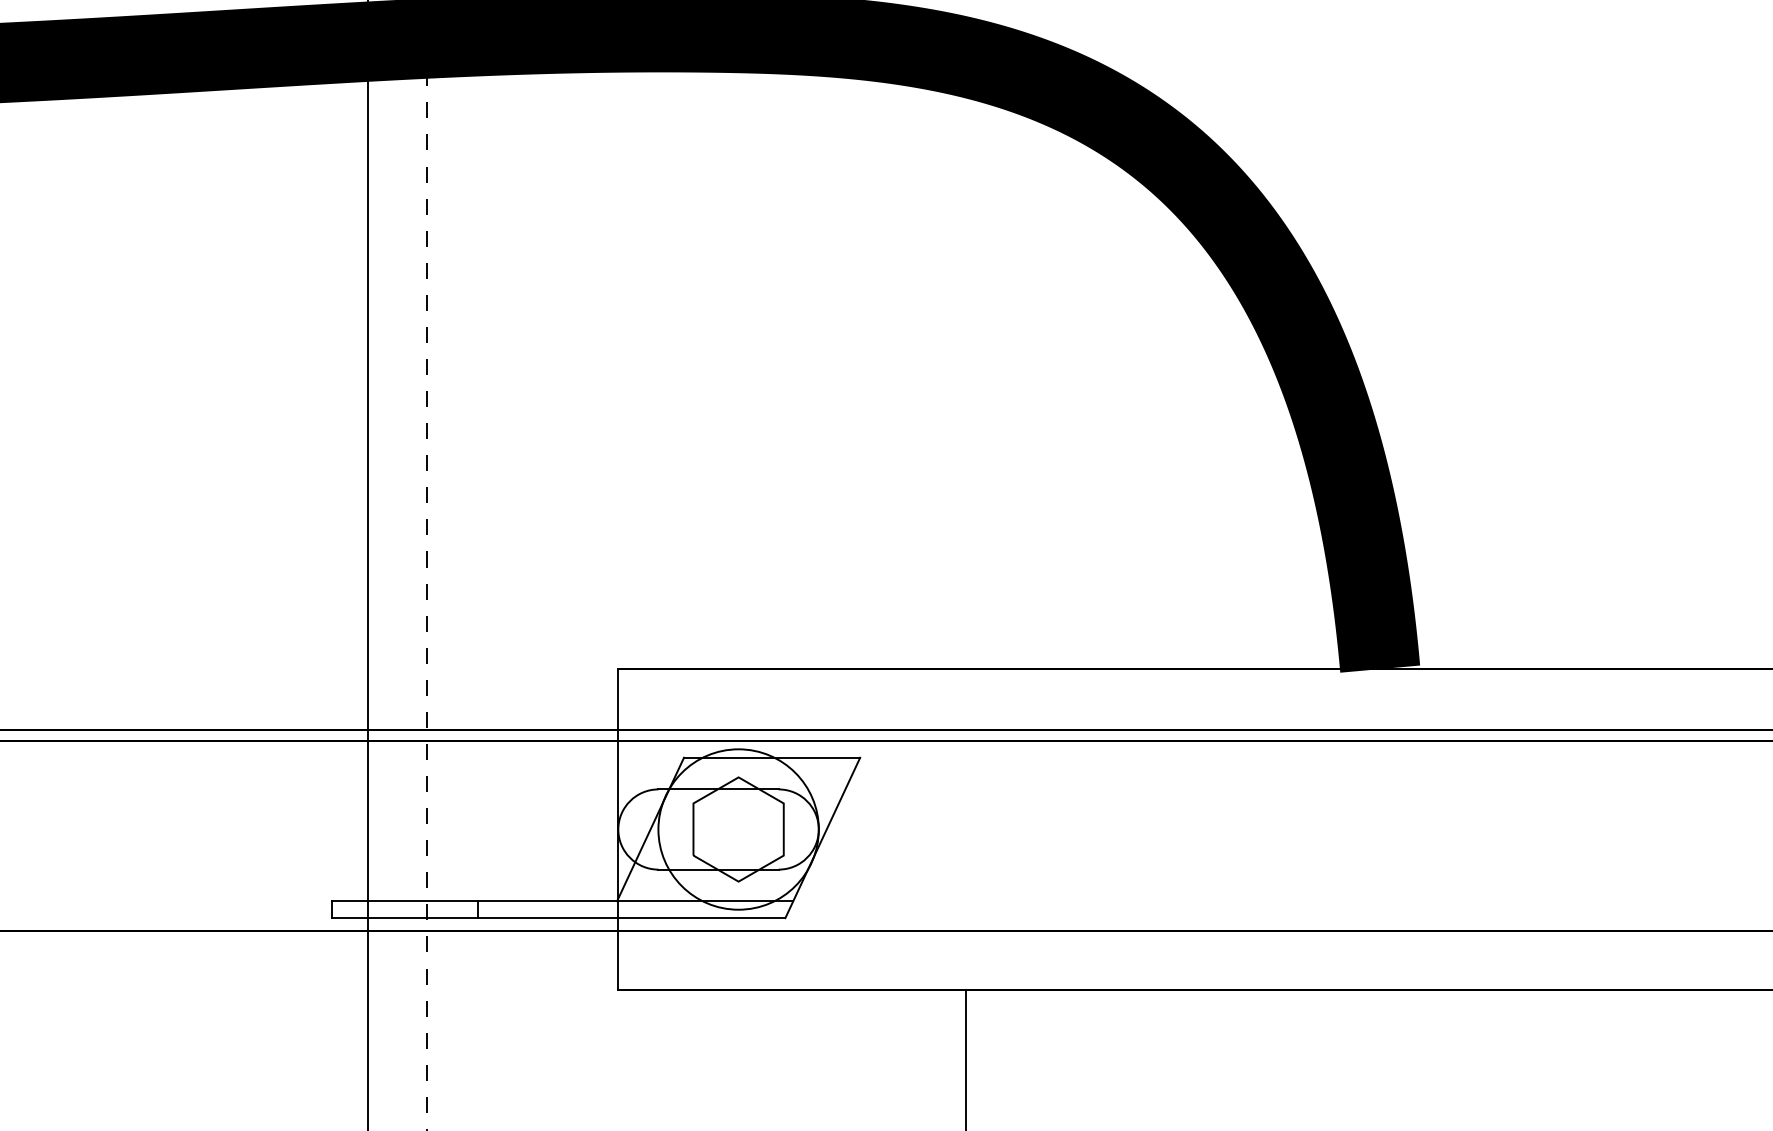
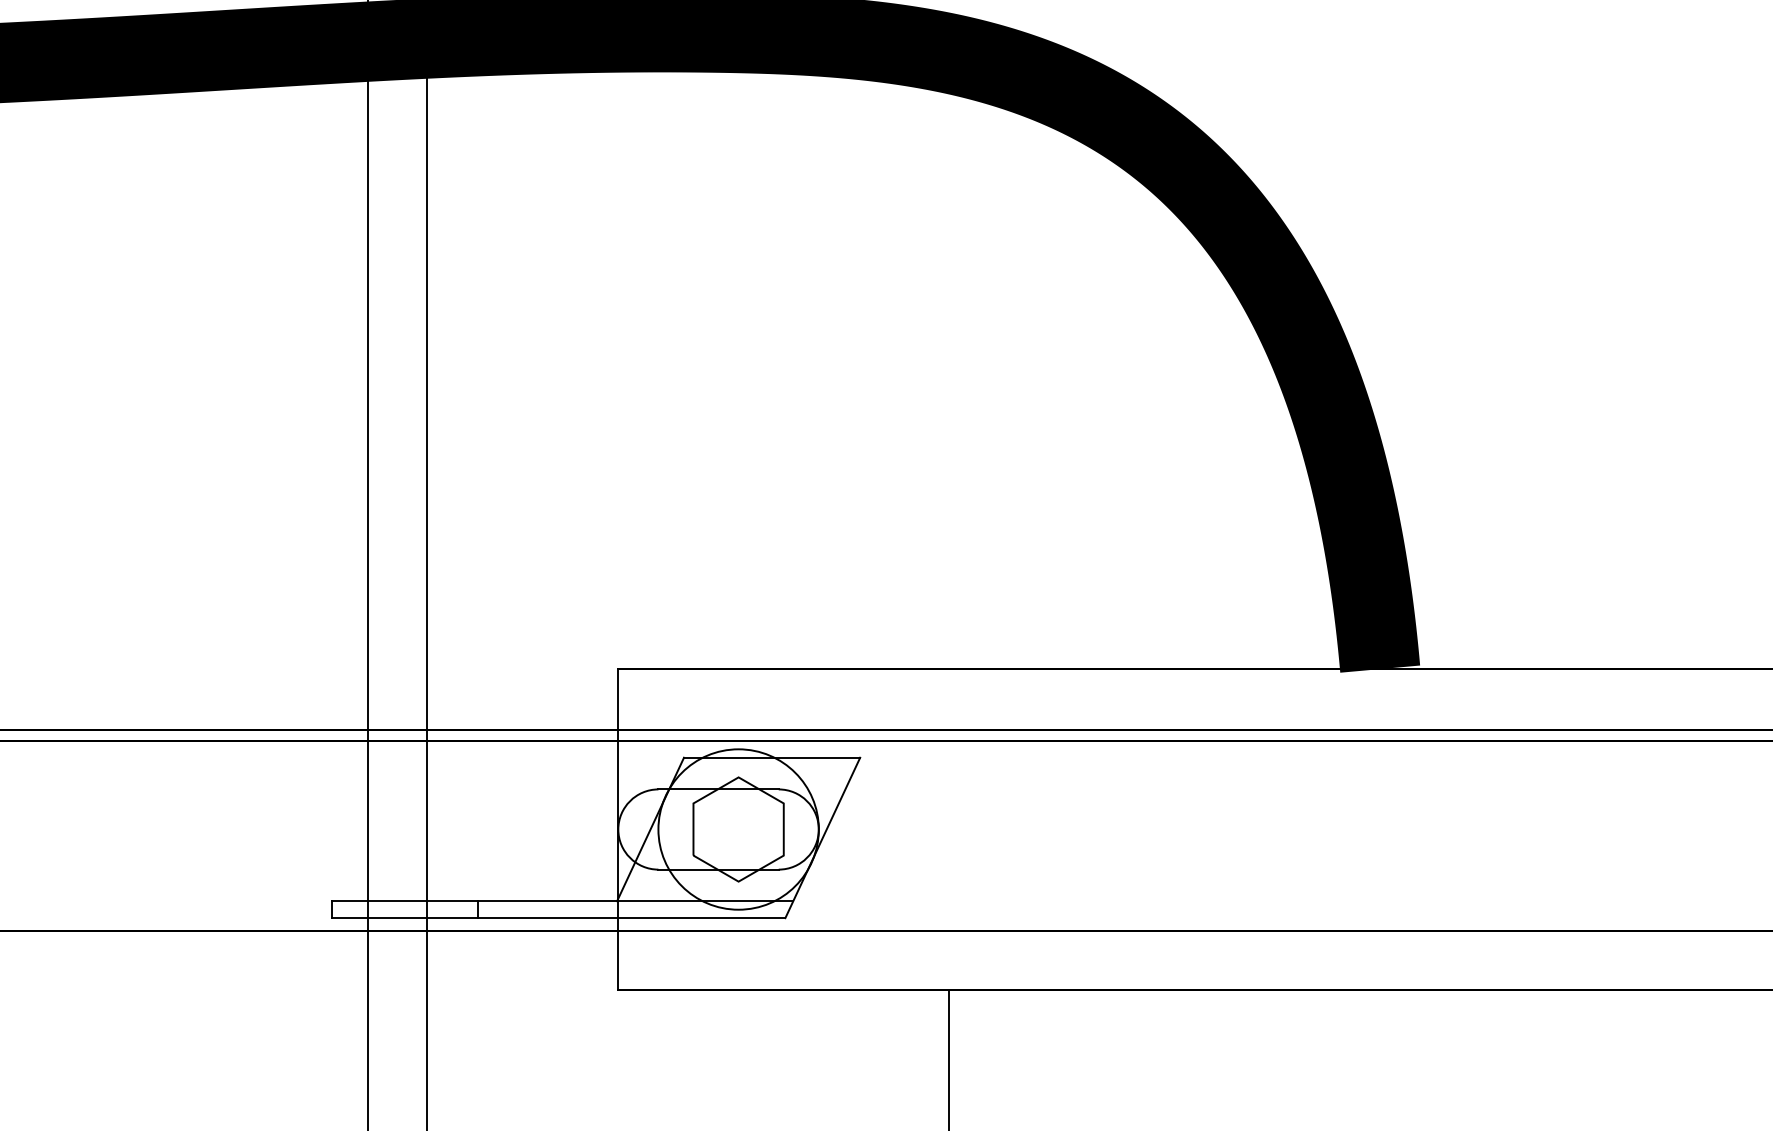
line: dashed -> solid (426, 565)
line position: (966, 1058) -> (949, 1058) (949, 1058)
